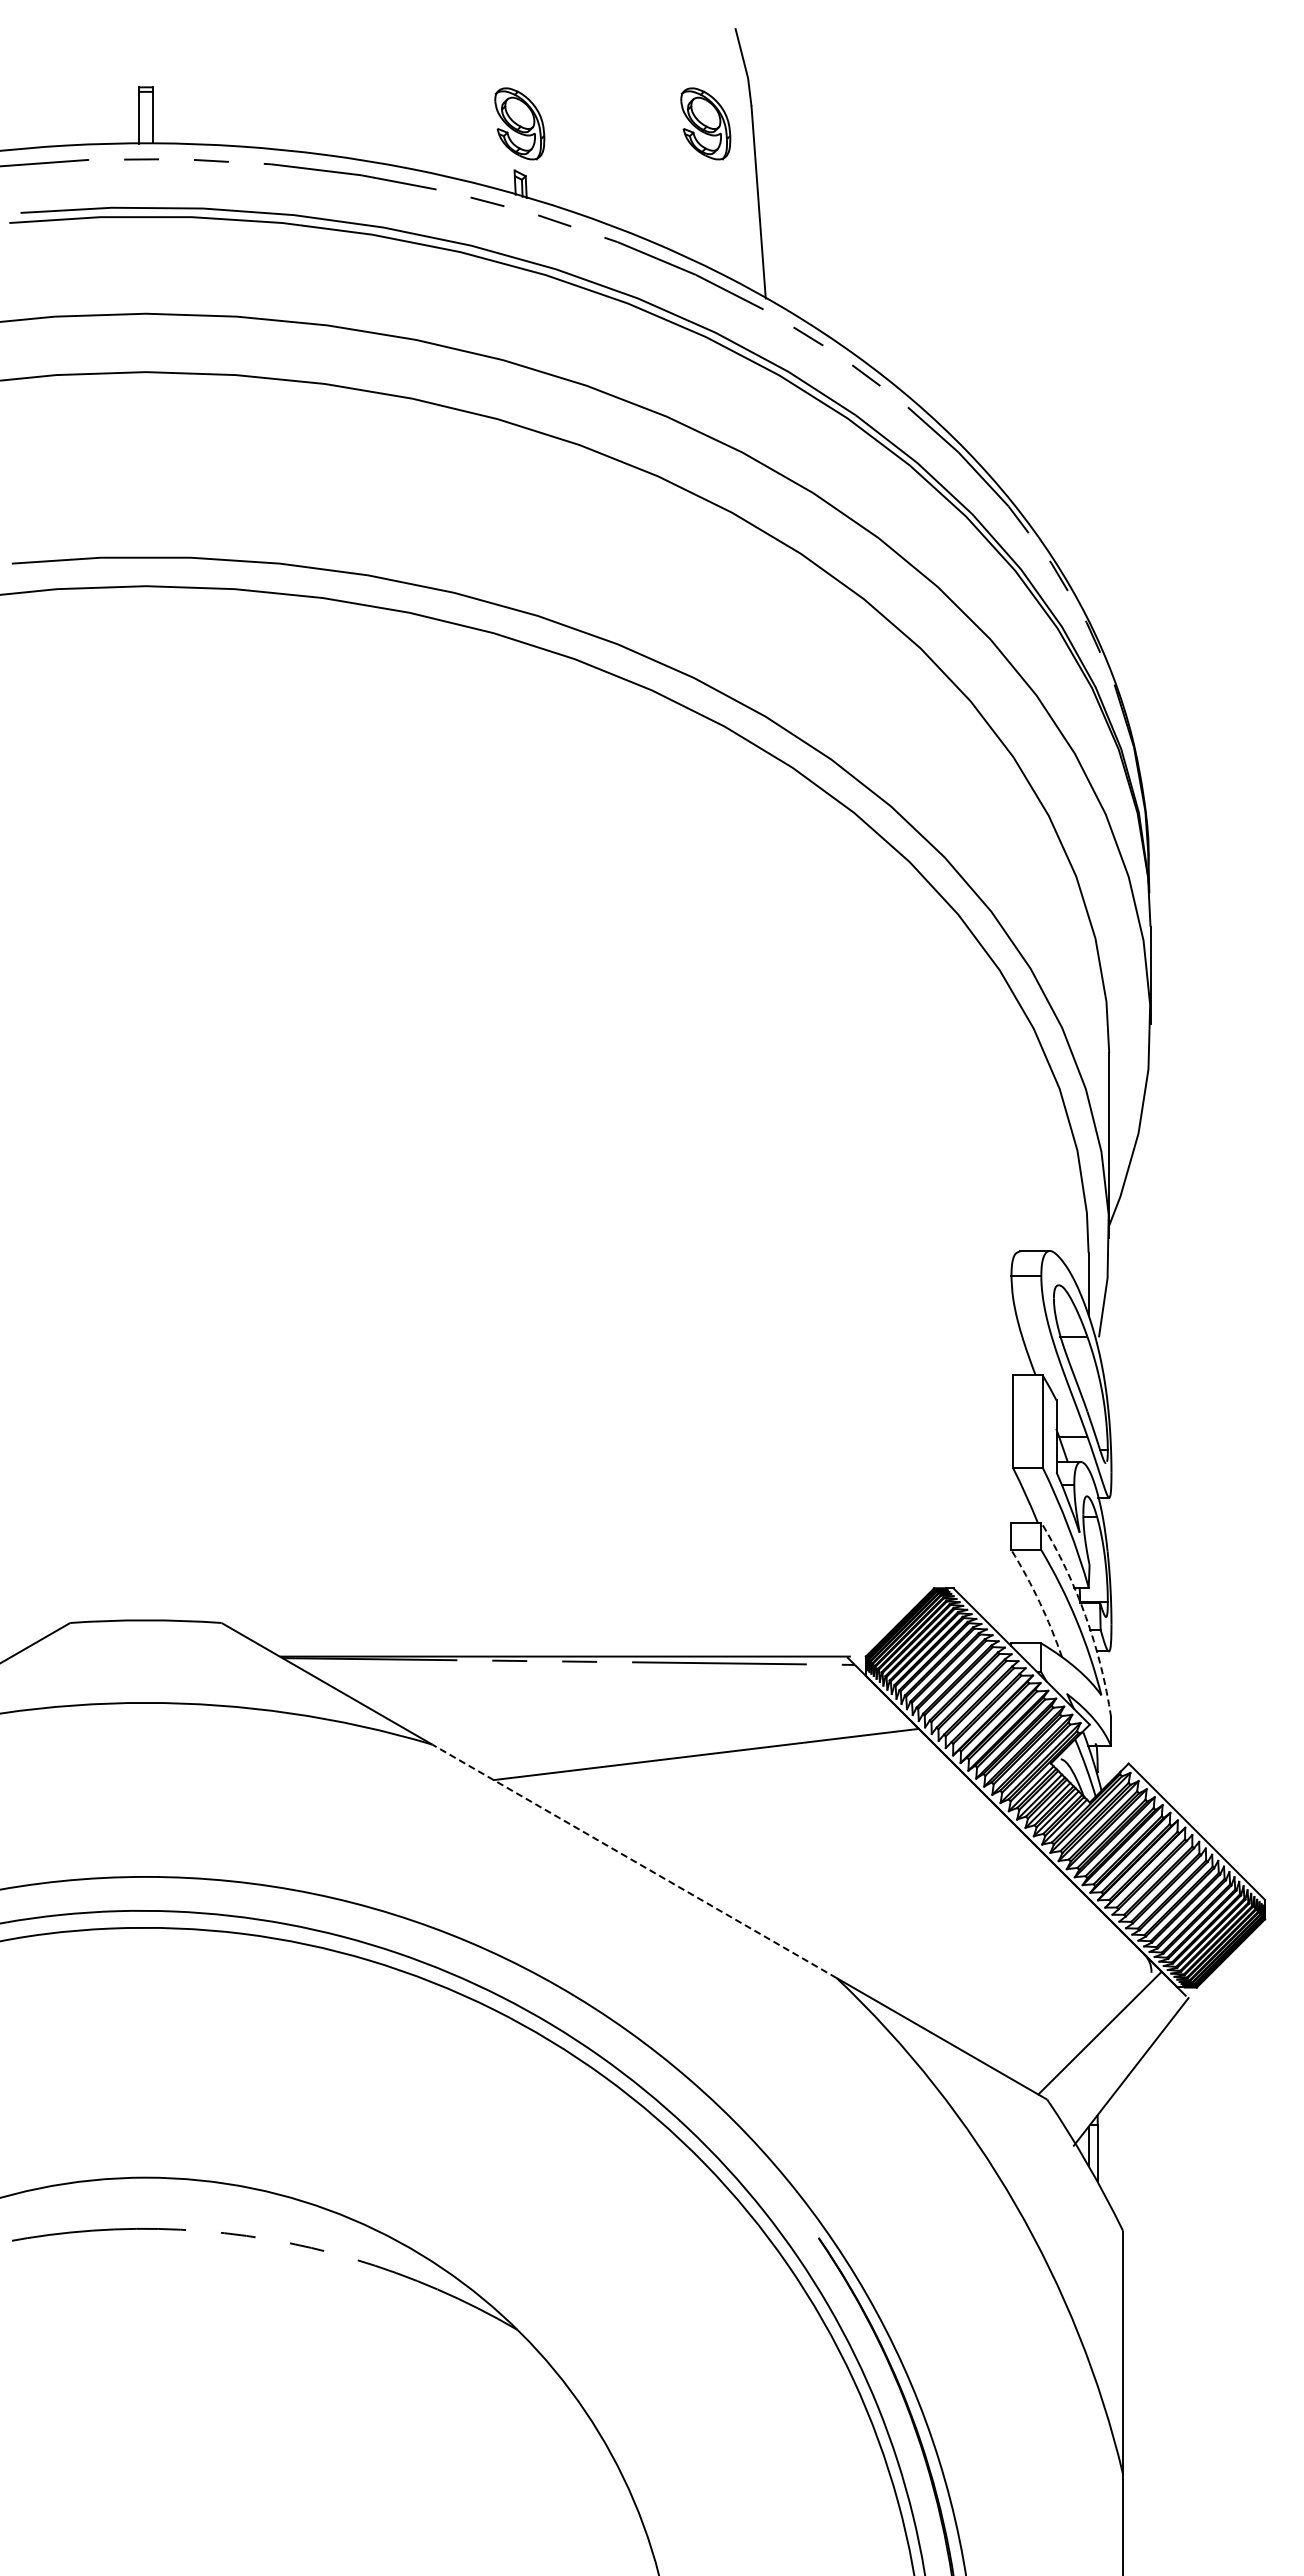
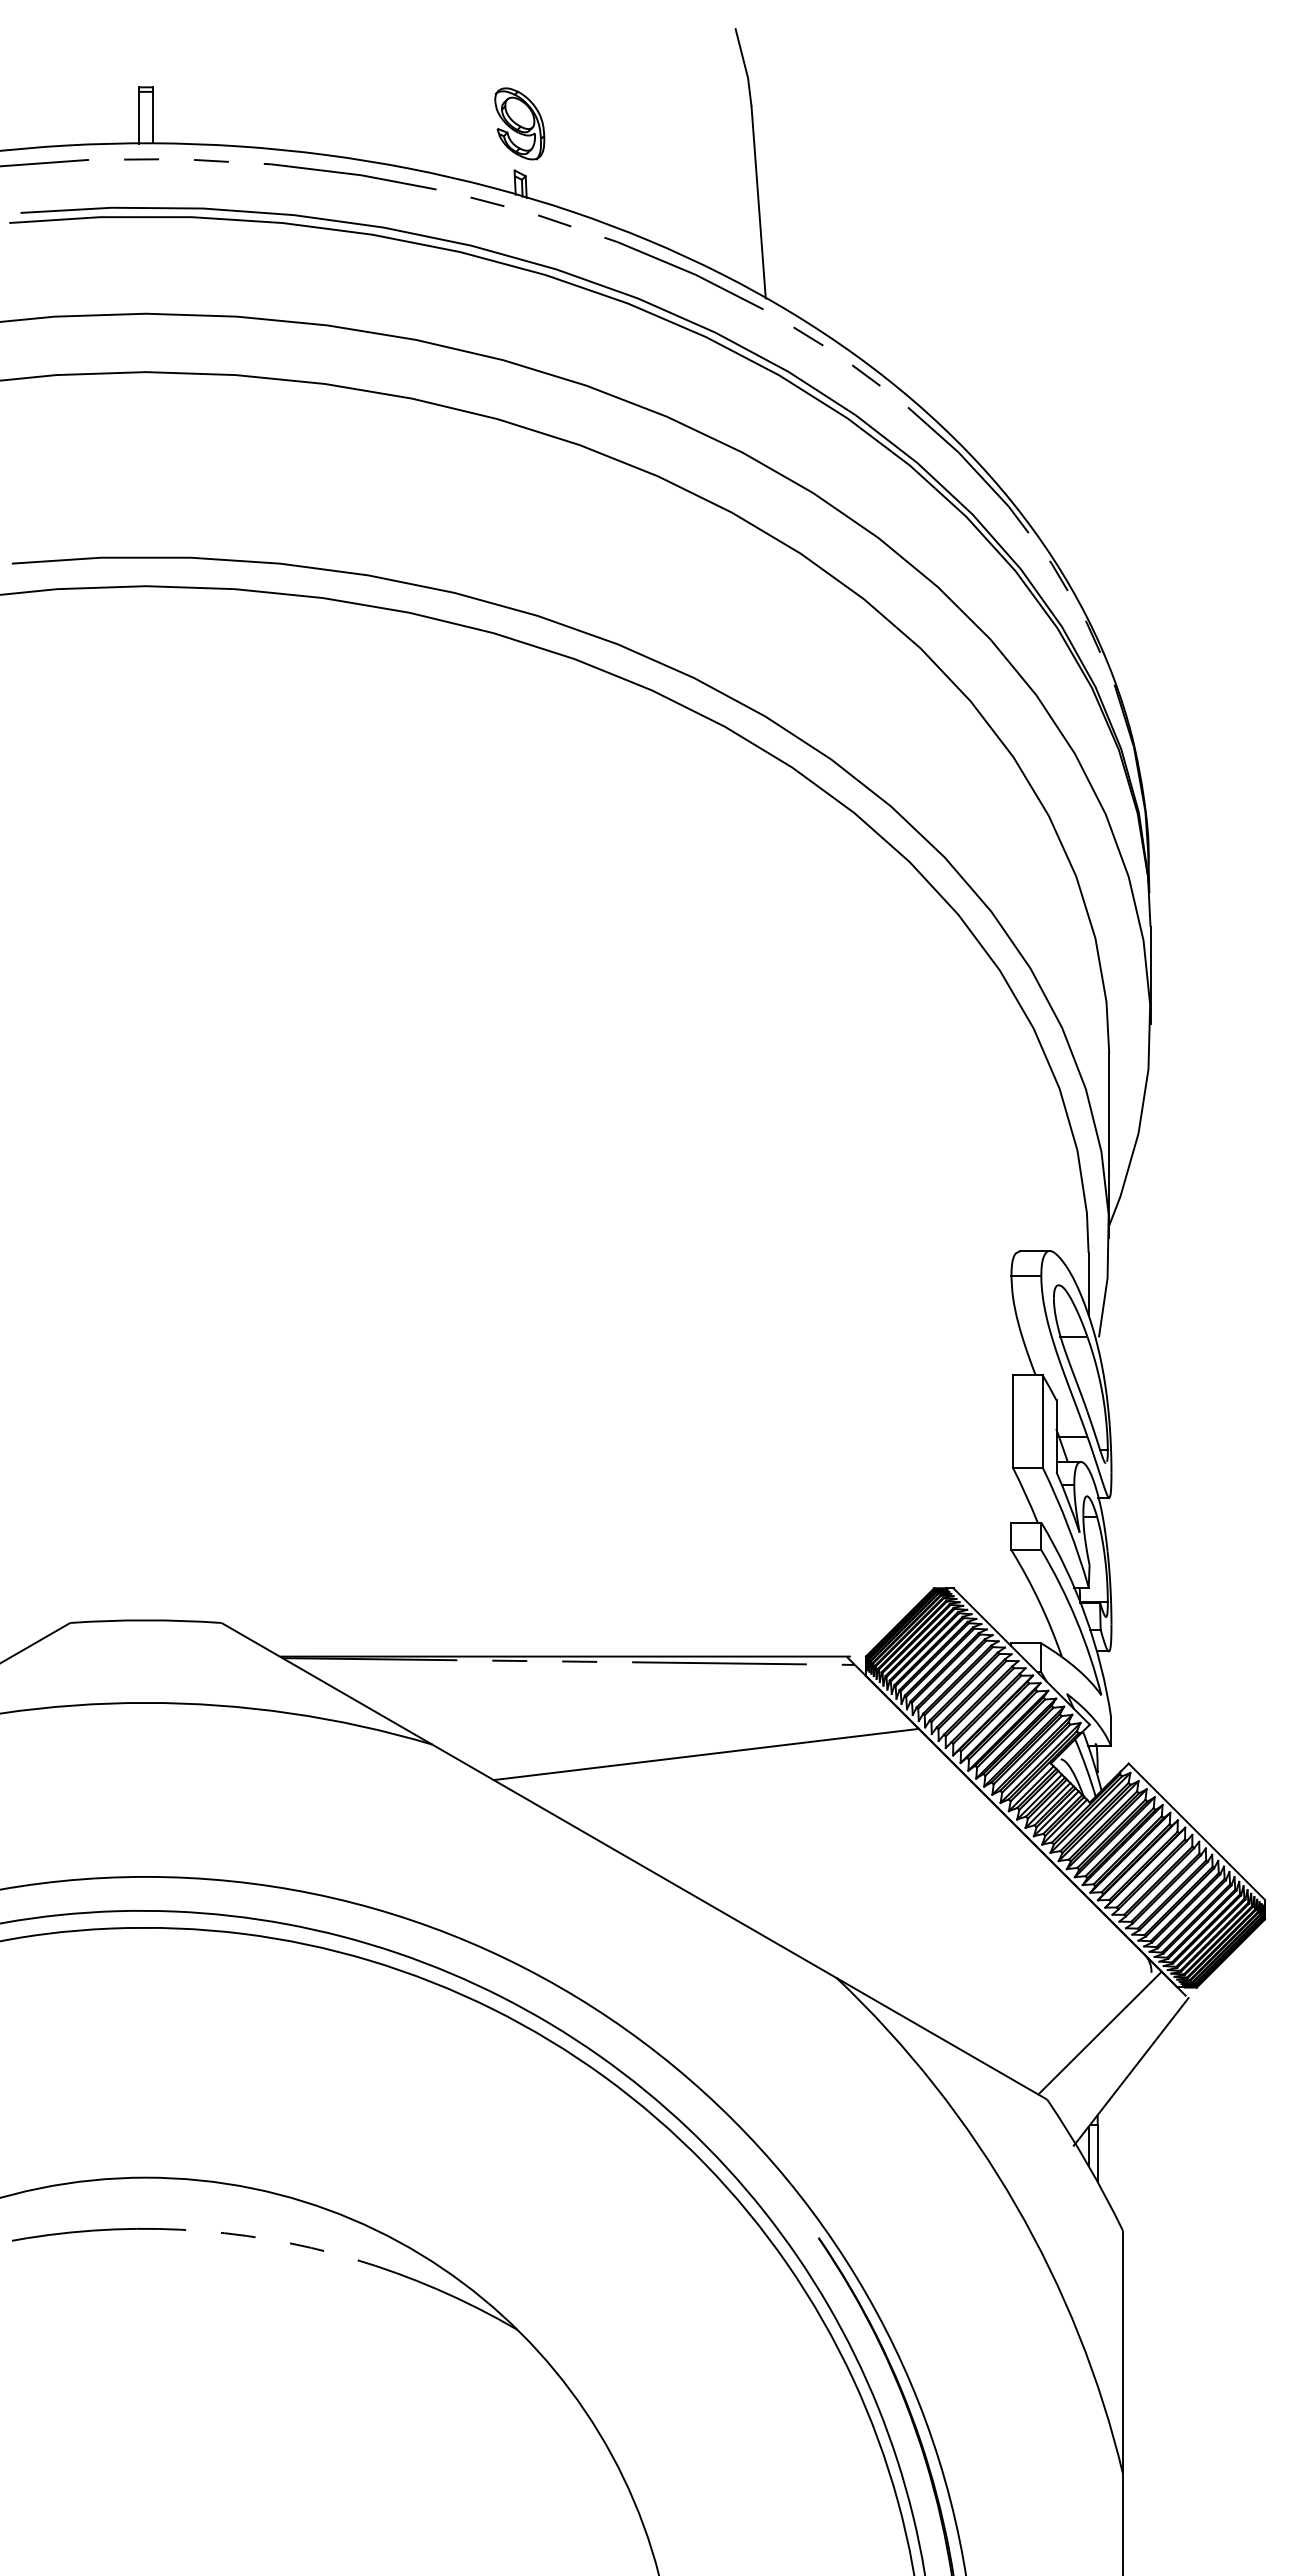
part: present -> none (705, 123)
arc: dashed -> solid (1039, 1602)
arc: dashed -> solid (1085, 1616)
line: dashed -> solid (634, 1861)
